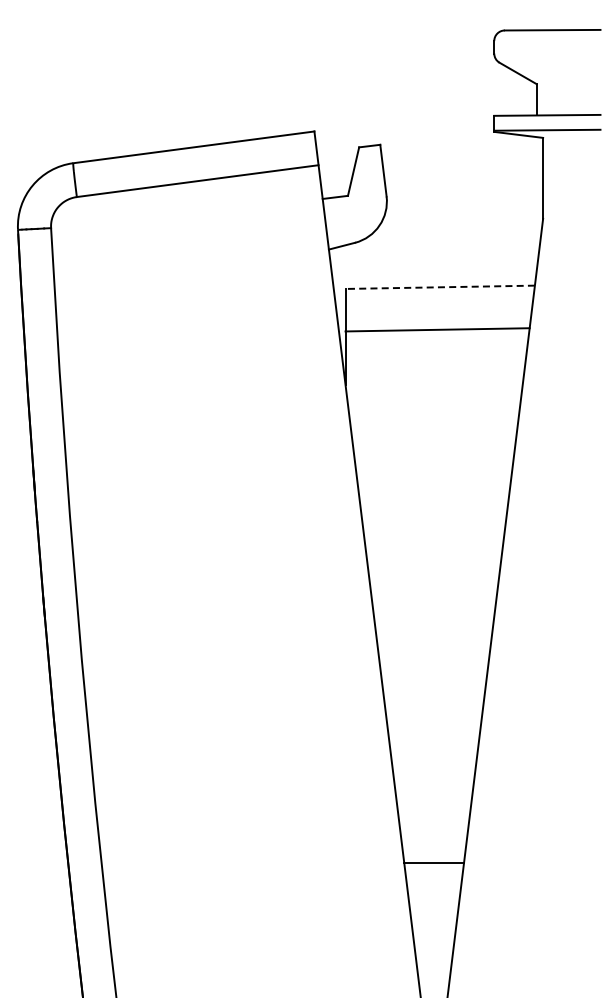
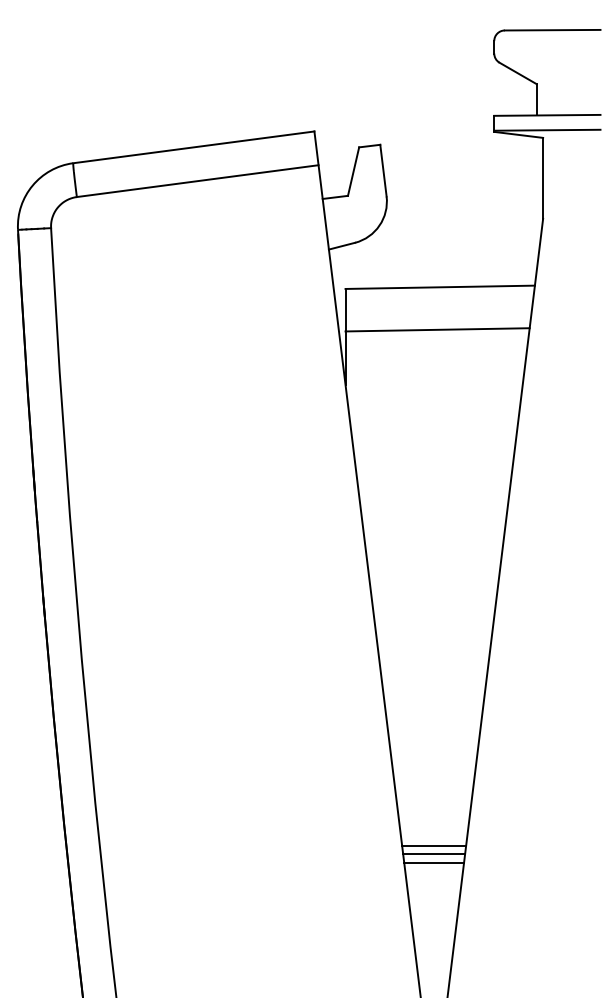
line: dashed -> solid (440, 287)
line: none -> present (434, 845)
line: none -> present (434, 854)
